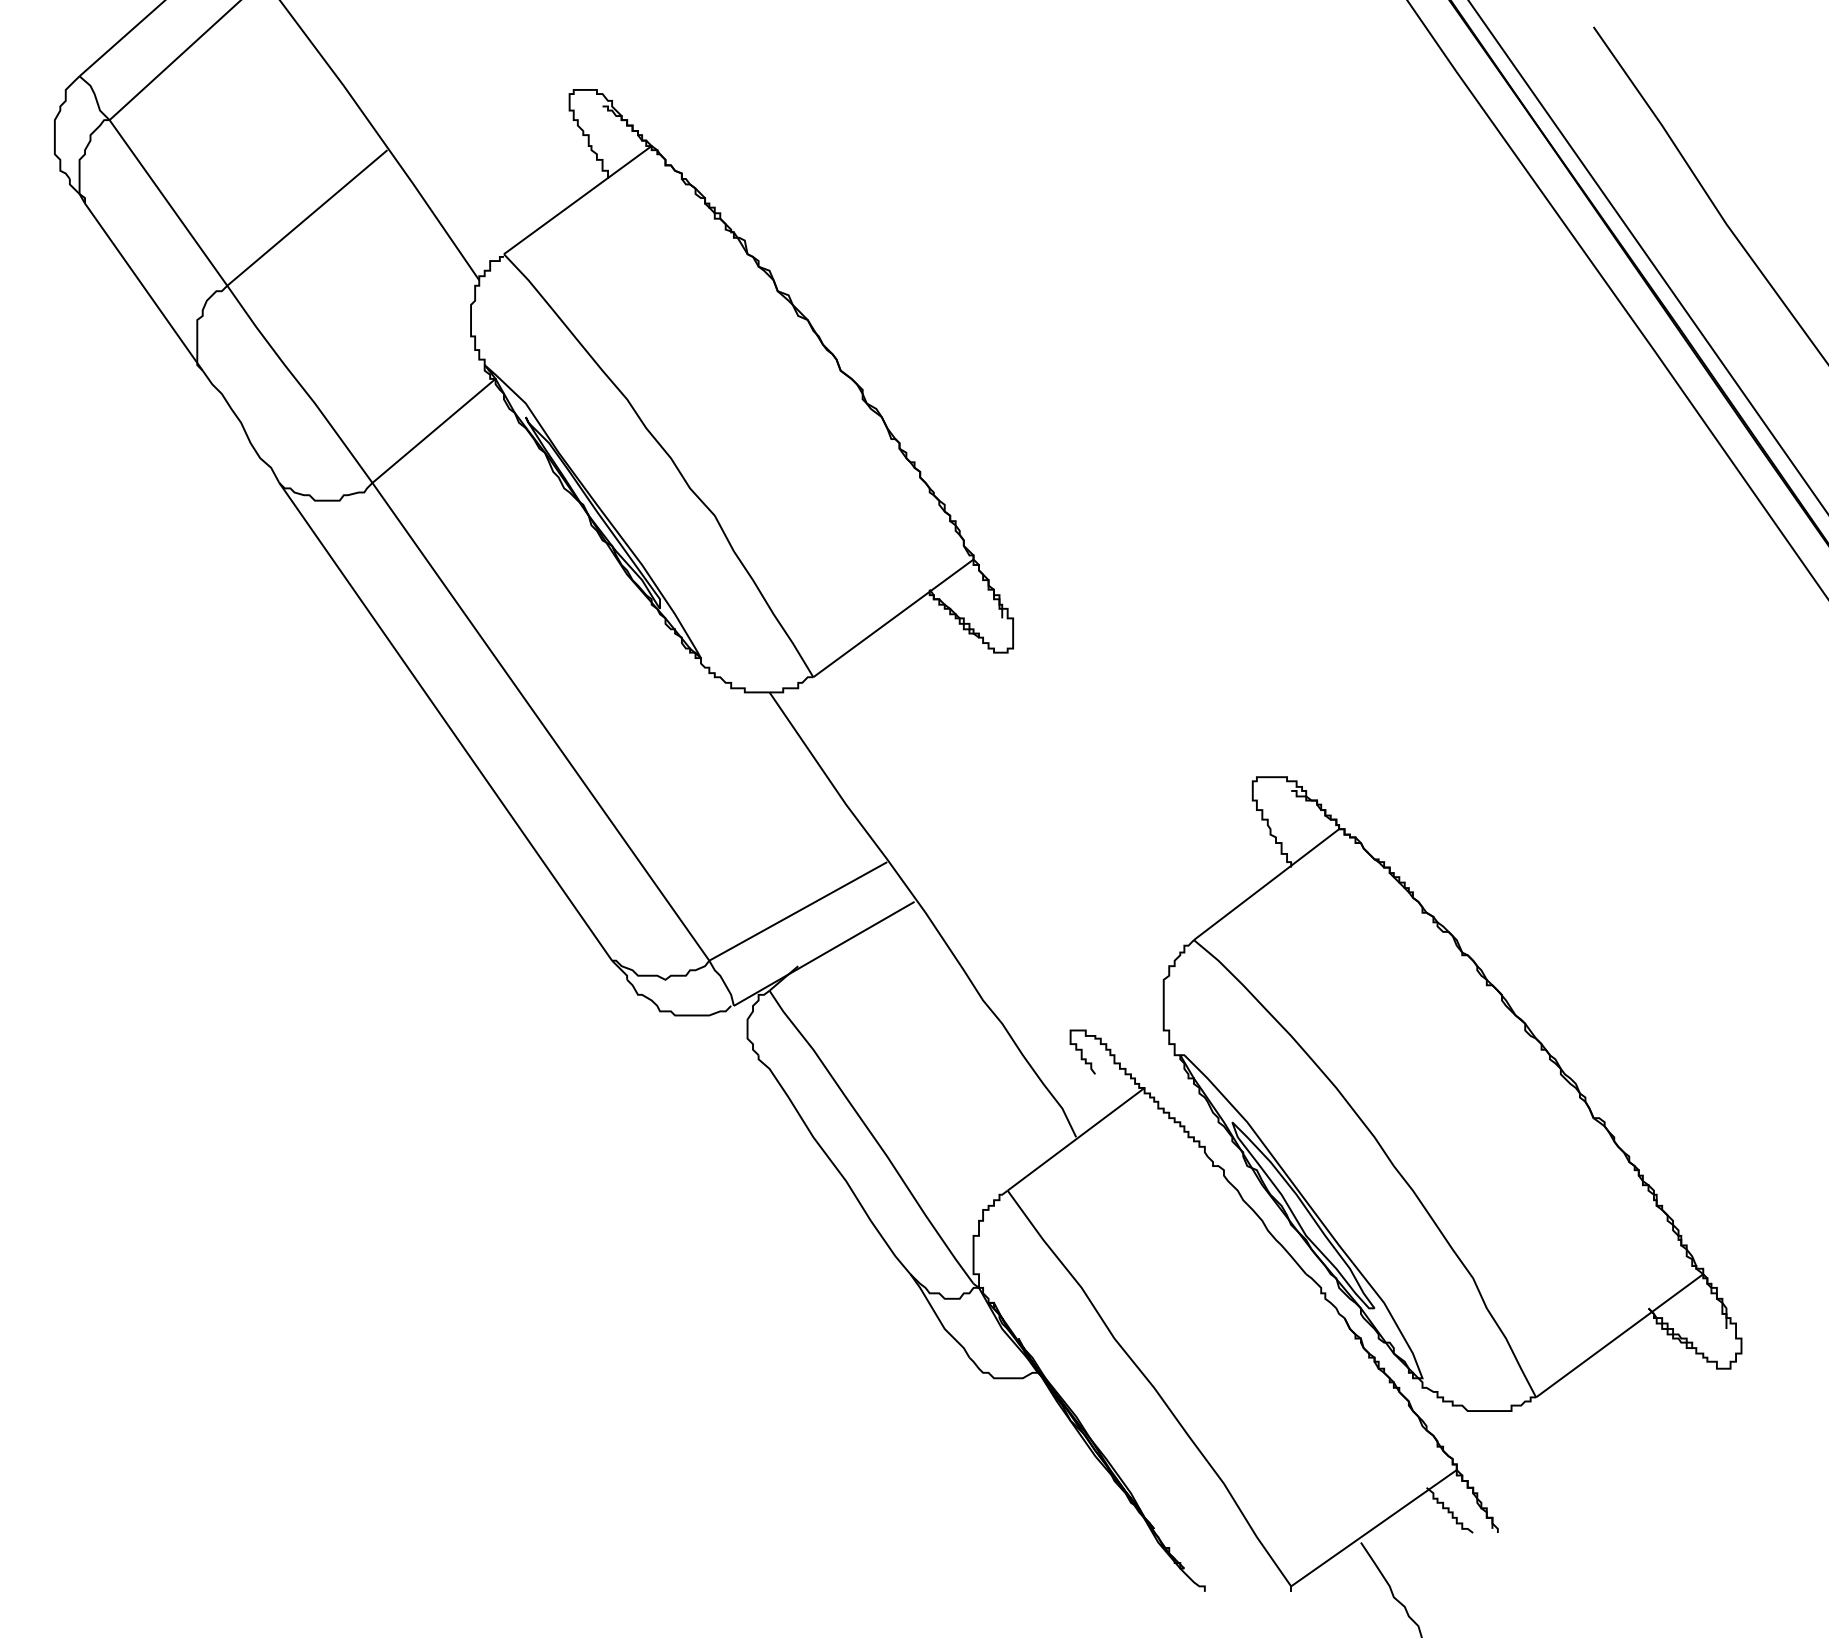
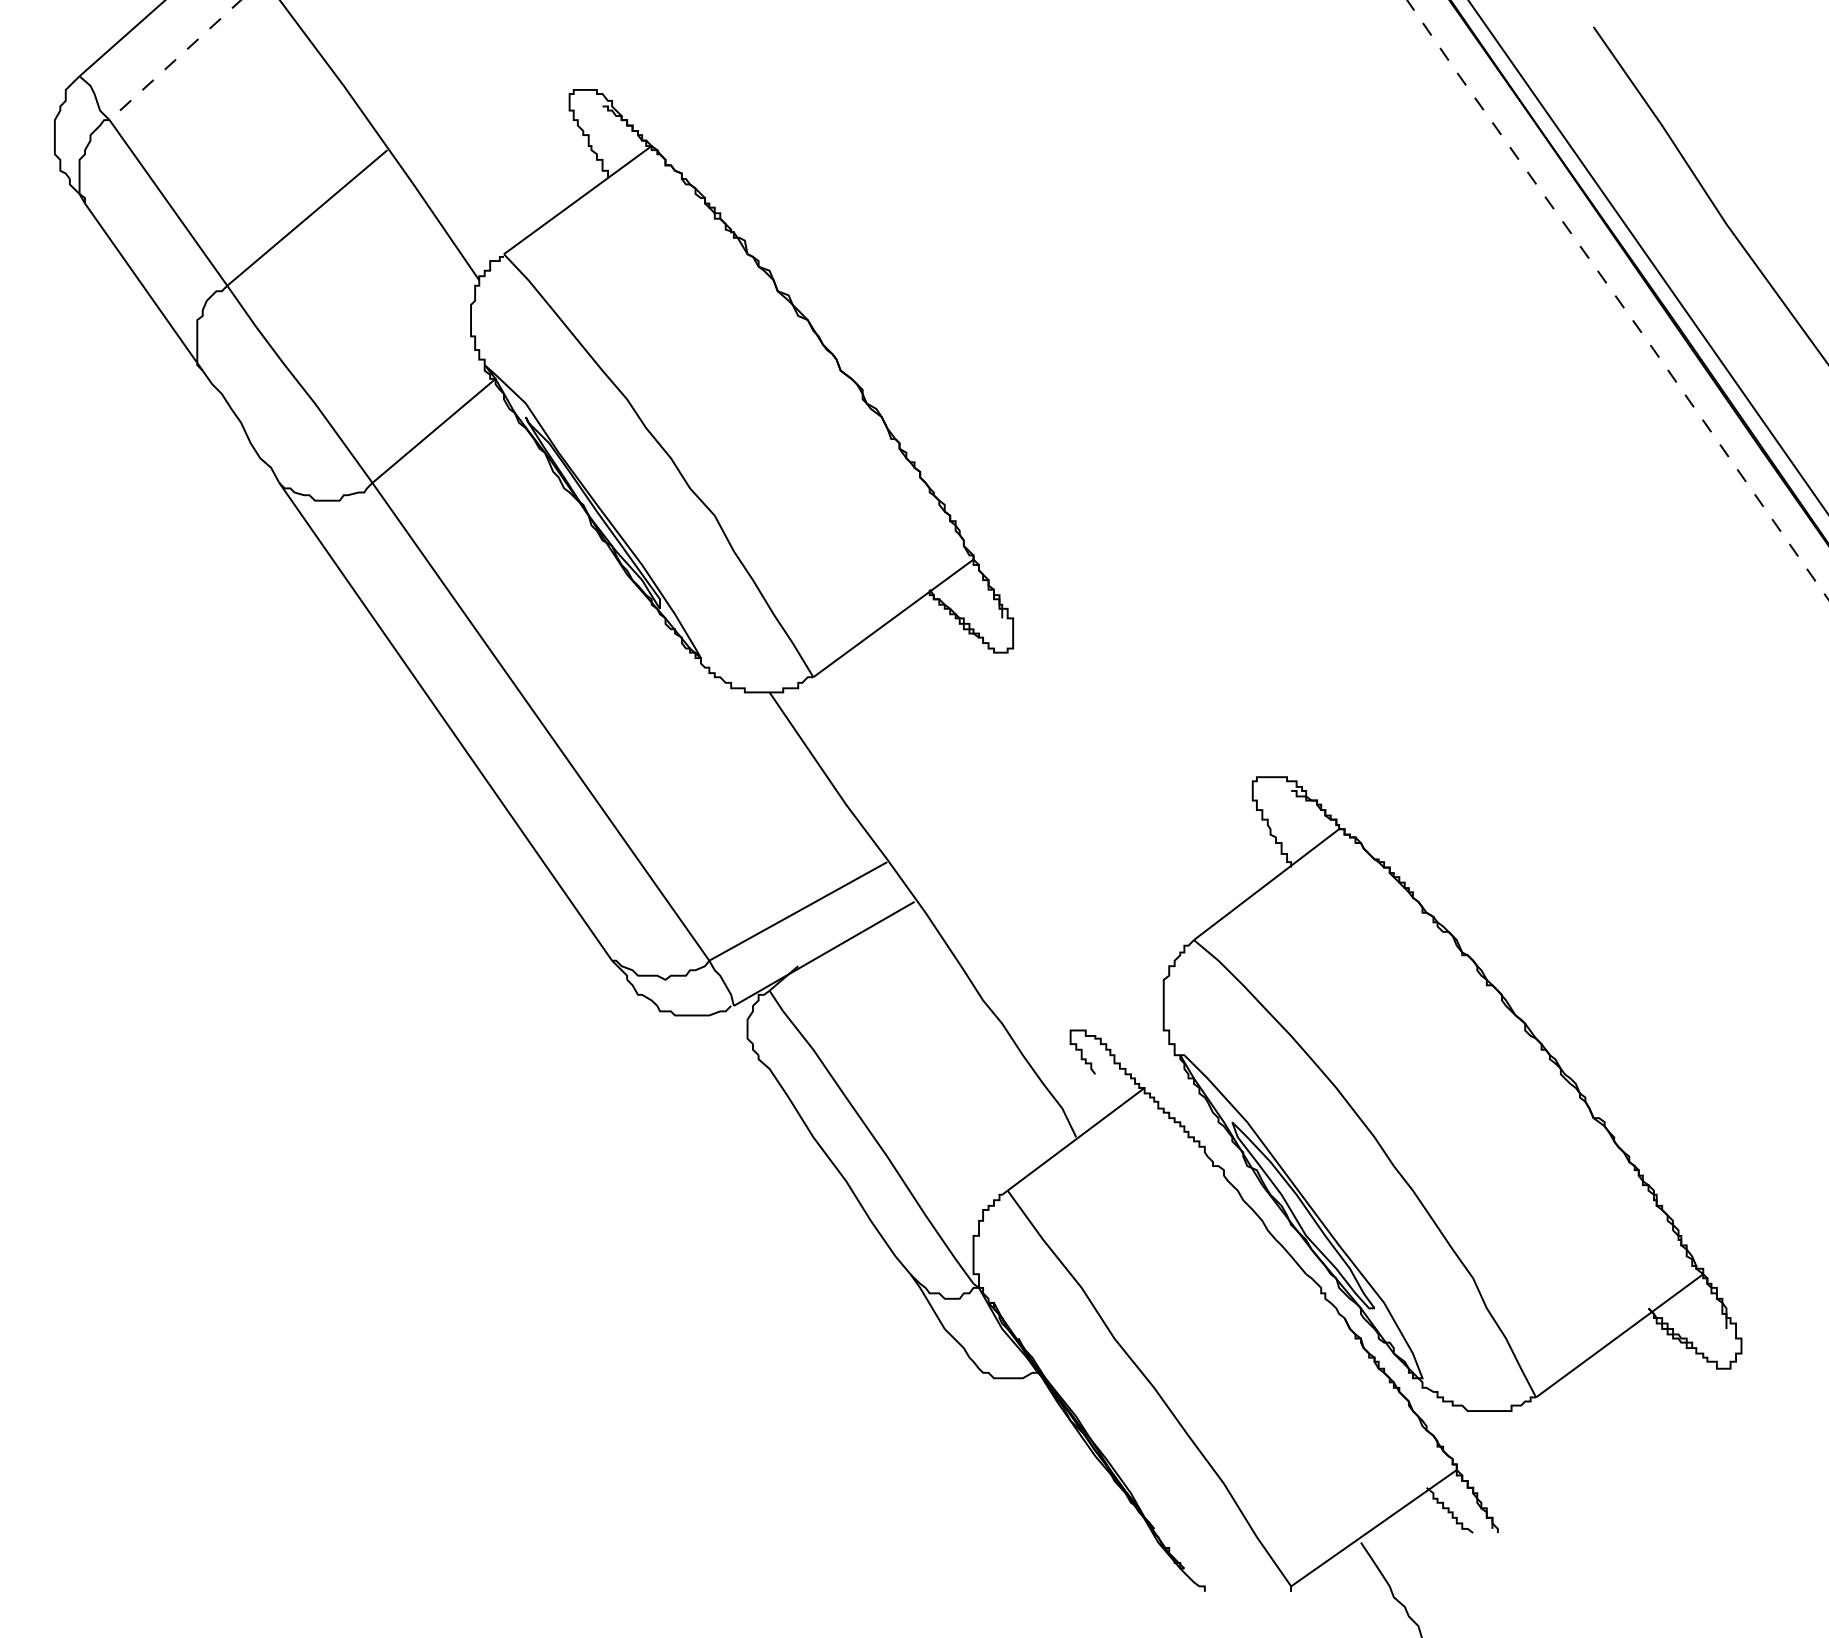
line: solid -> dashed (175, 60)
line: solid -> dashed (1618, 299)
